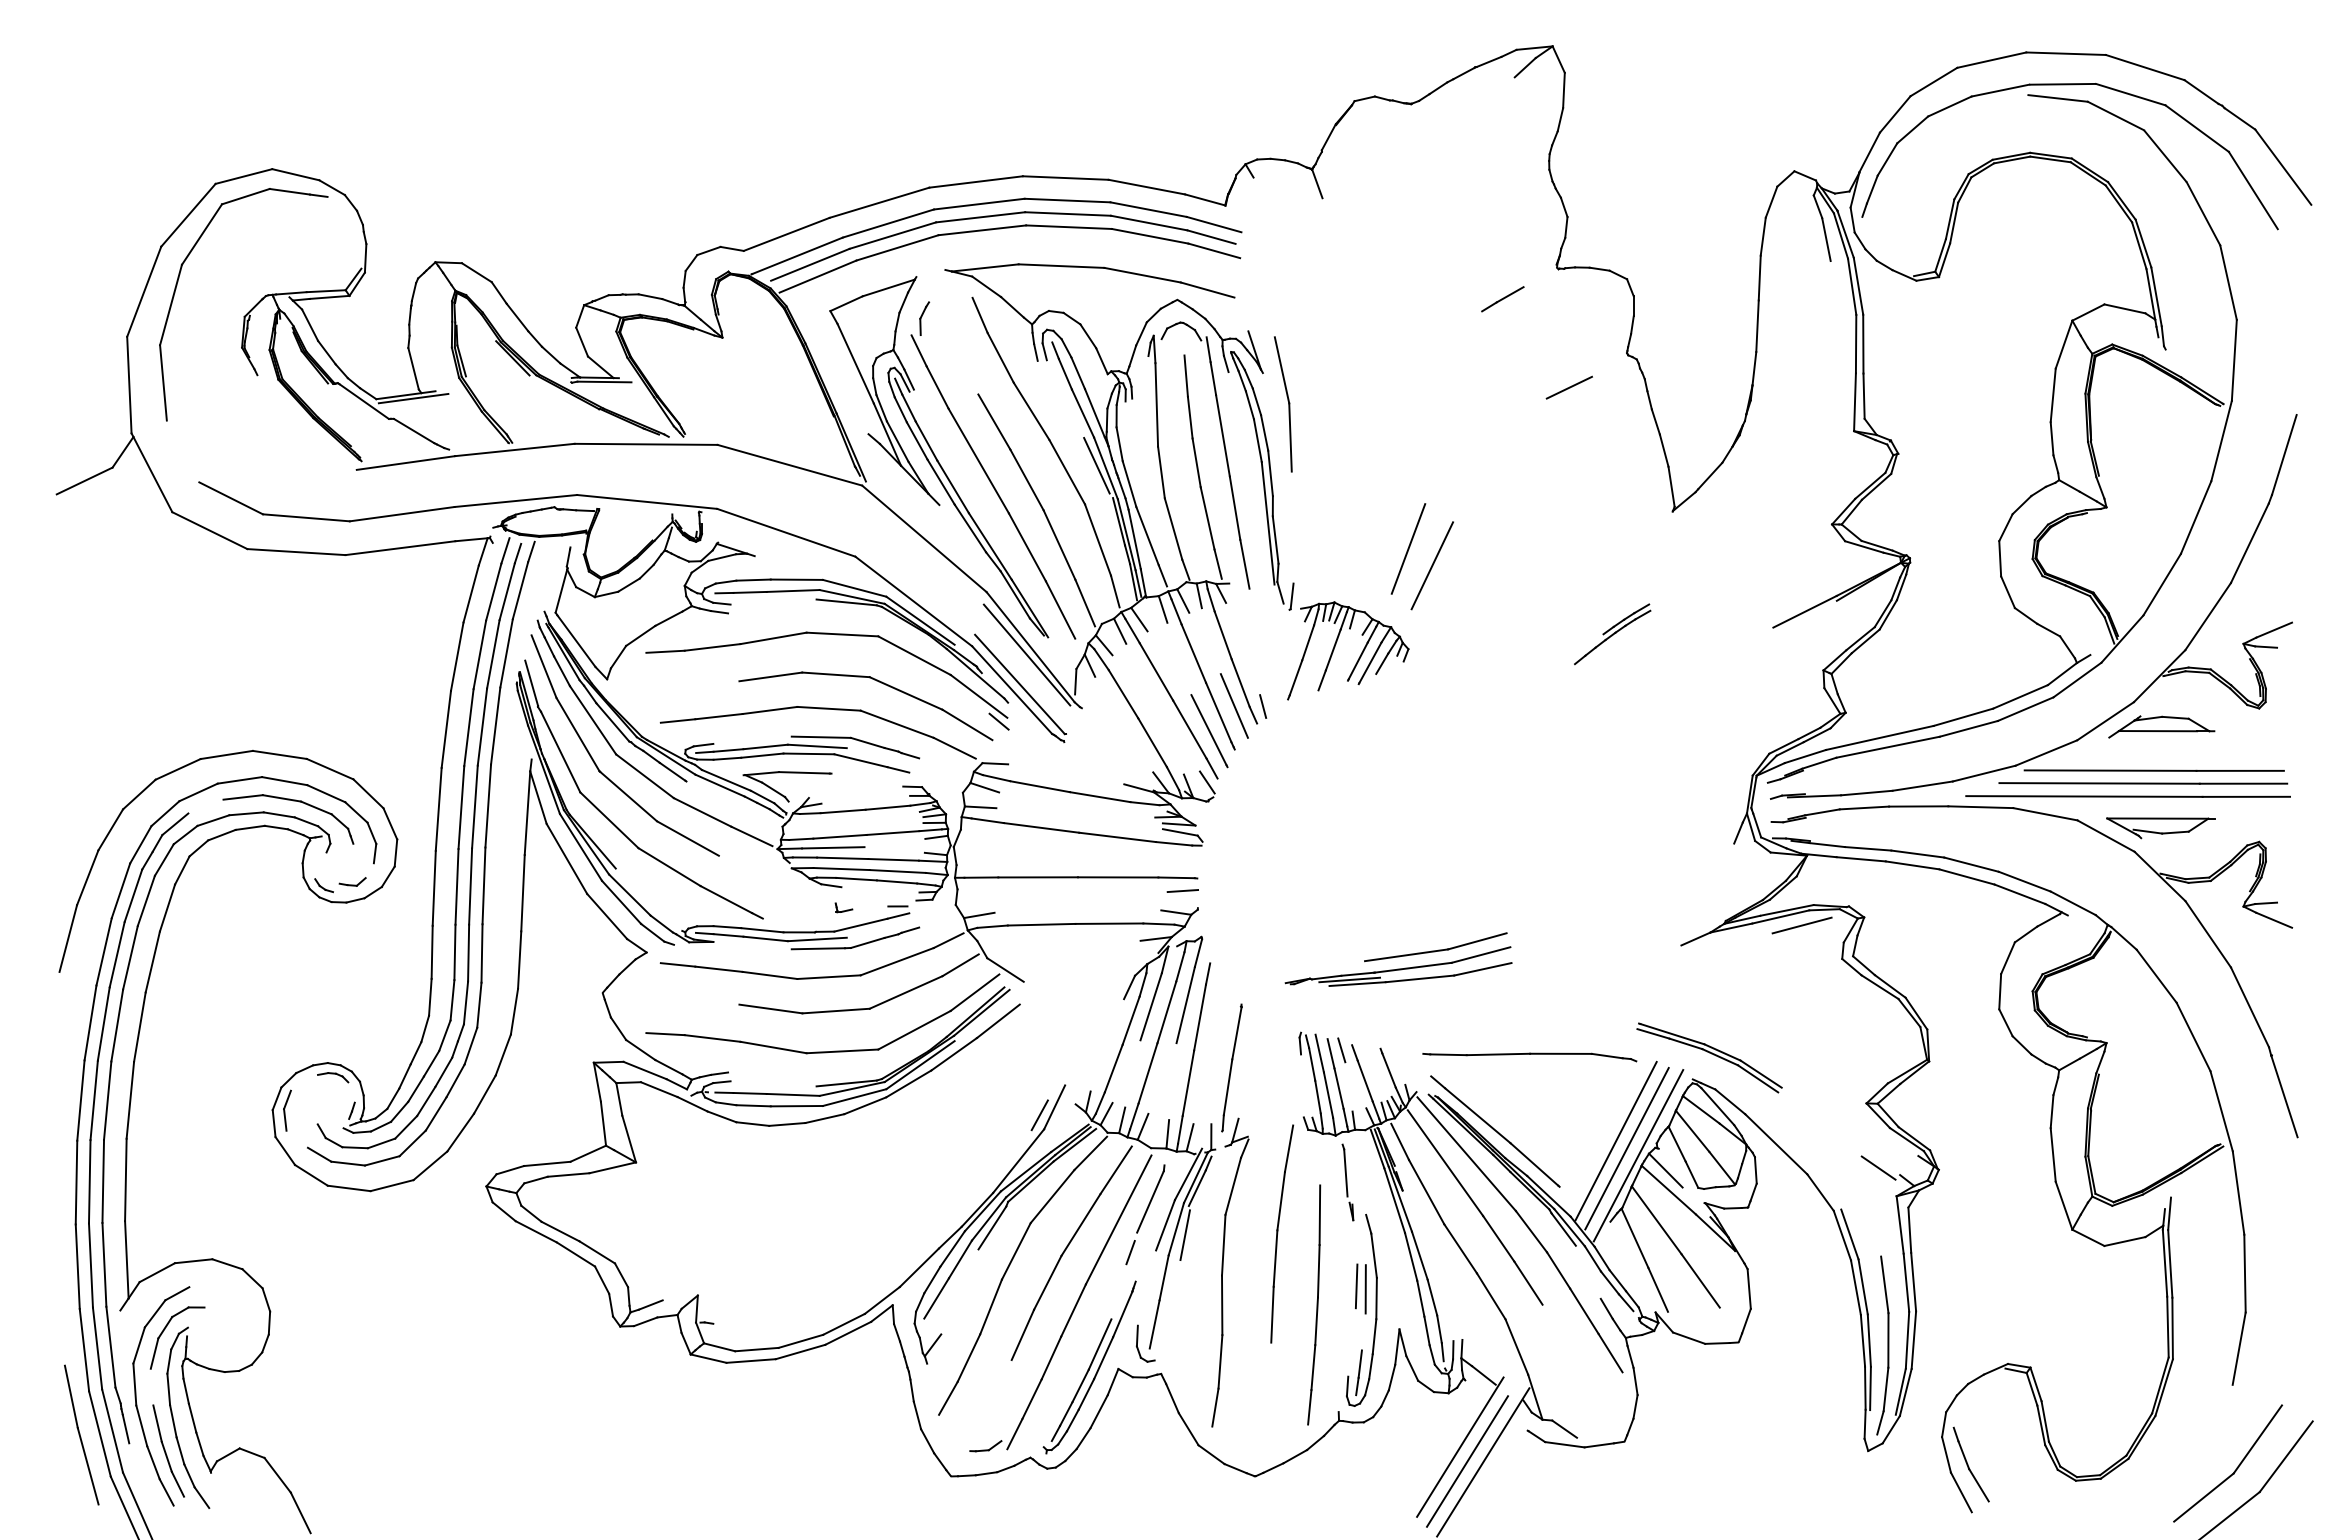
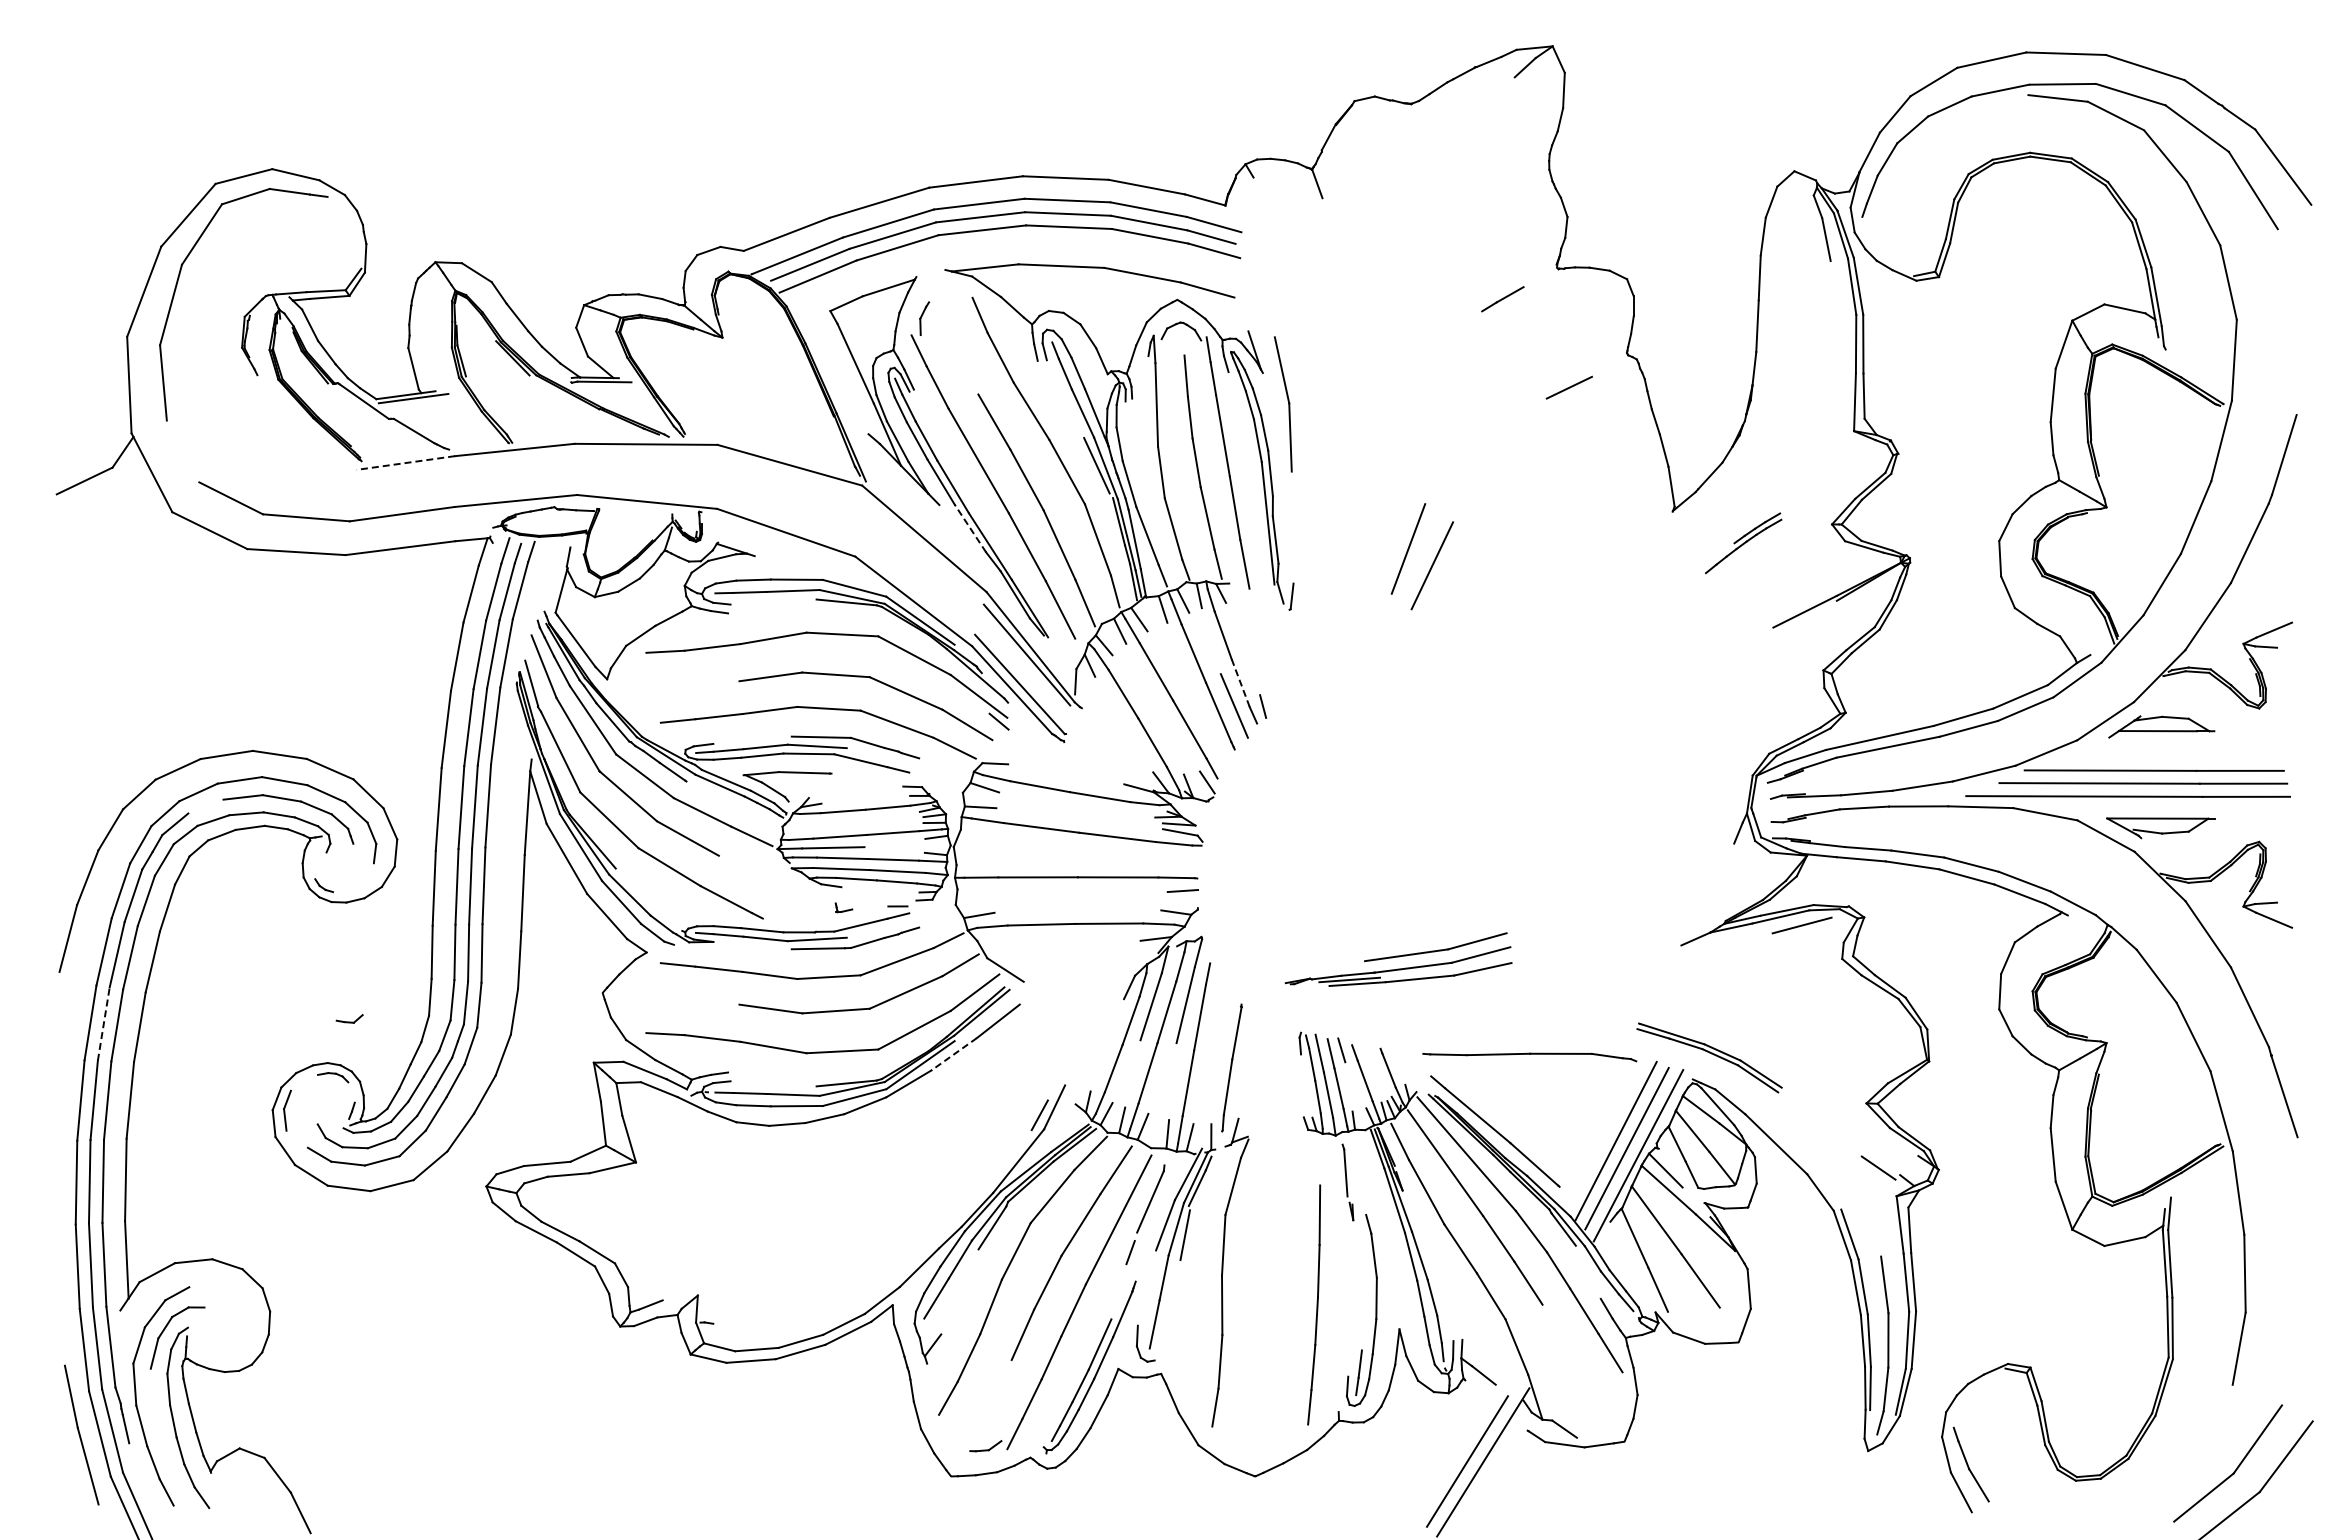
line: solid -> dashed (405, 463)
line: solid -> dashed (970, 528)
part position: (1612, 634) -> (1743, 543) (1743, 543)
part: present -> none (1359, 656)
line: solid -> dashed (1240, 683)
line: present -> none (1209, 731)
part position: (352, 881) -> (349, 1018) (349, 1018)
line: solid -> dashed (103, 1023)
line: solid -> dashed (954, 1054)
part: present -> none (1282, 1233)
line: present -> none (1356, 1286)
line: present -> none (1365, 1289)
line: present -> none (1460, 1446)
part: present -> none (168, 1450)
